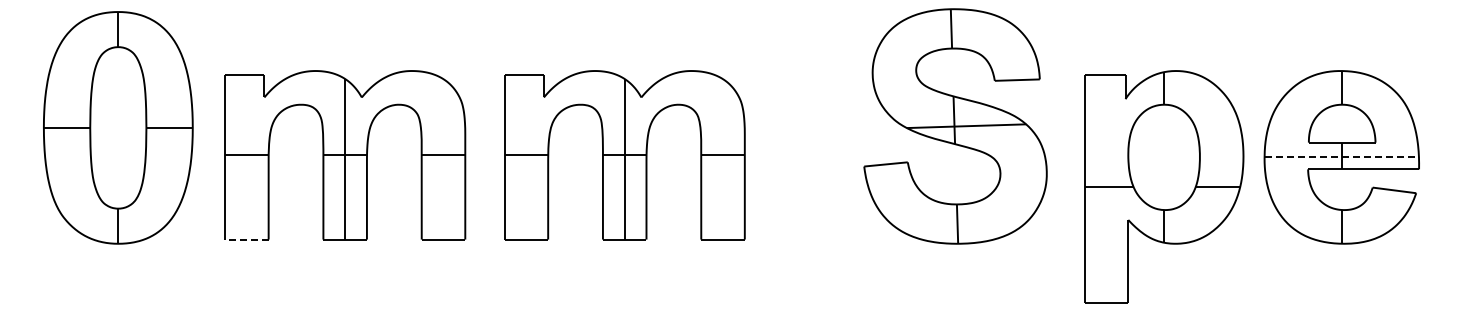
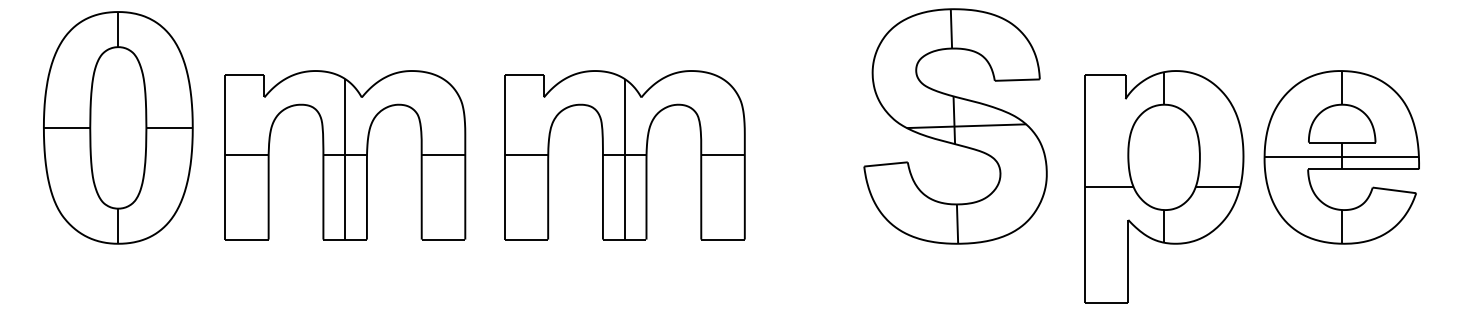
line: dashed -> solid (1342, 157)
line: dashed -> solid (246, 239)
